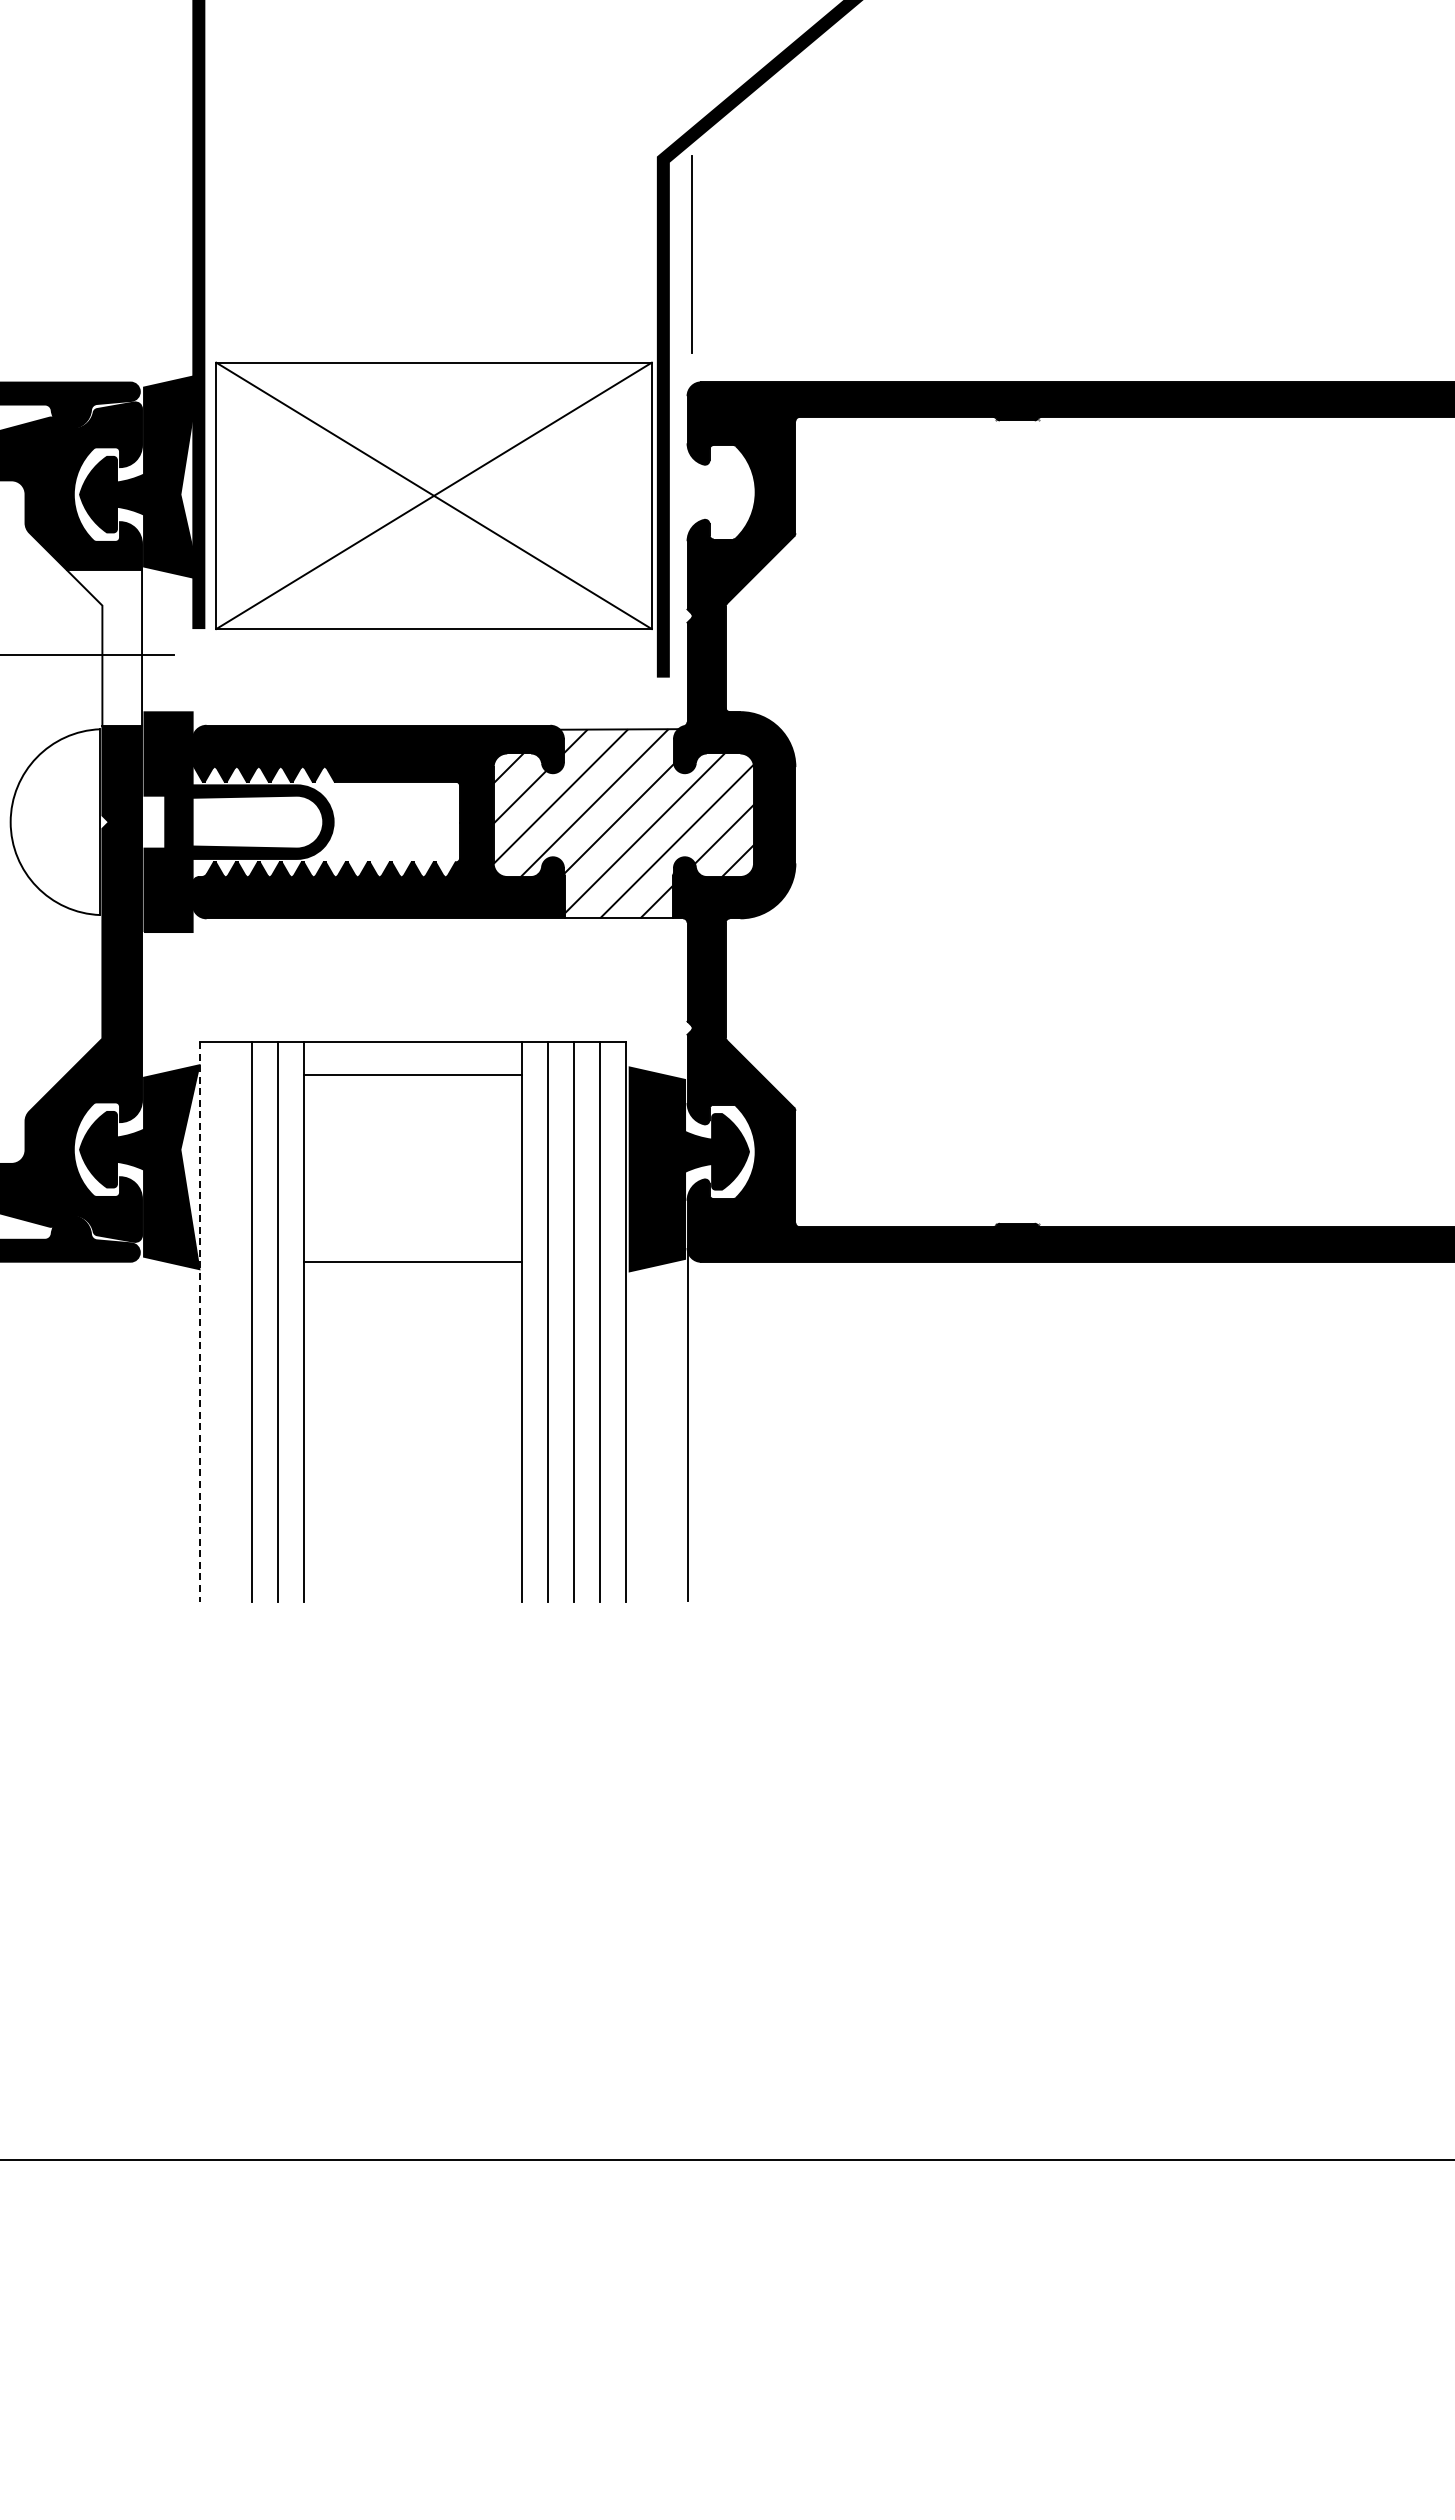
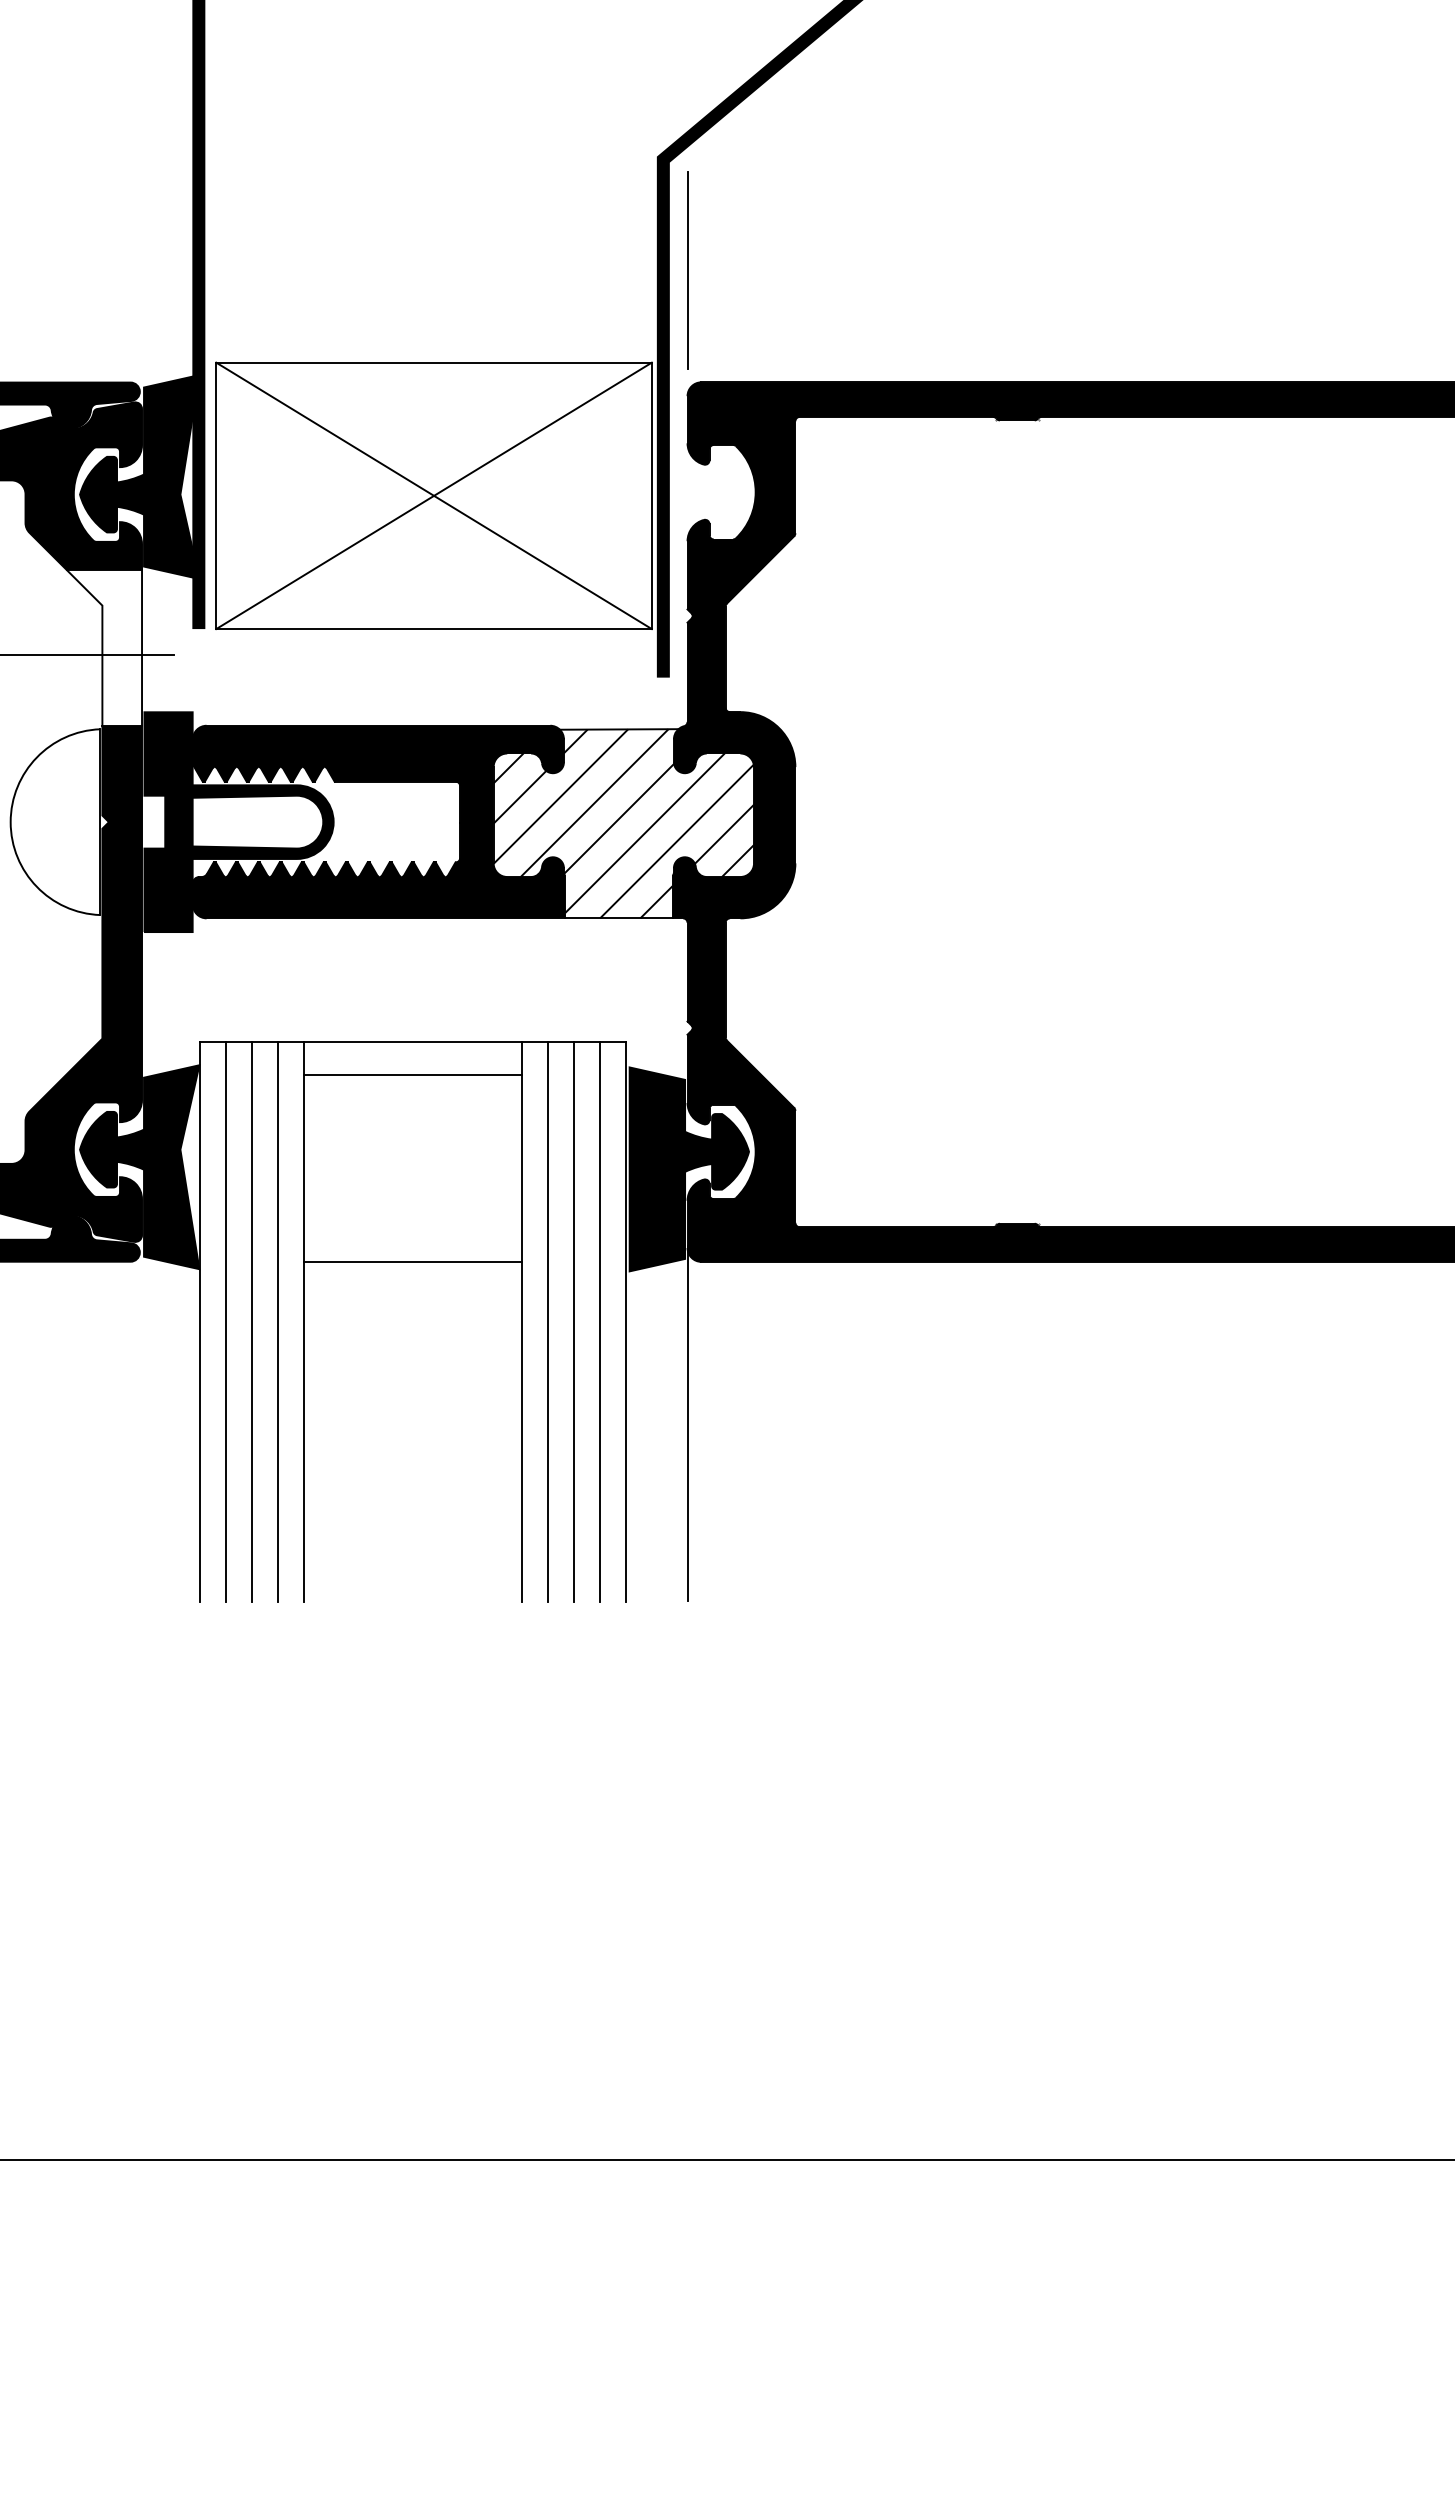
line position: (691, 254) -> (687, 270) (687, 270)
line: dashed -> solid (200, 1321)
line: none -> present (225, 1321)
